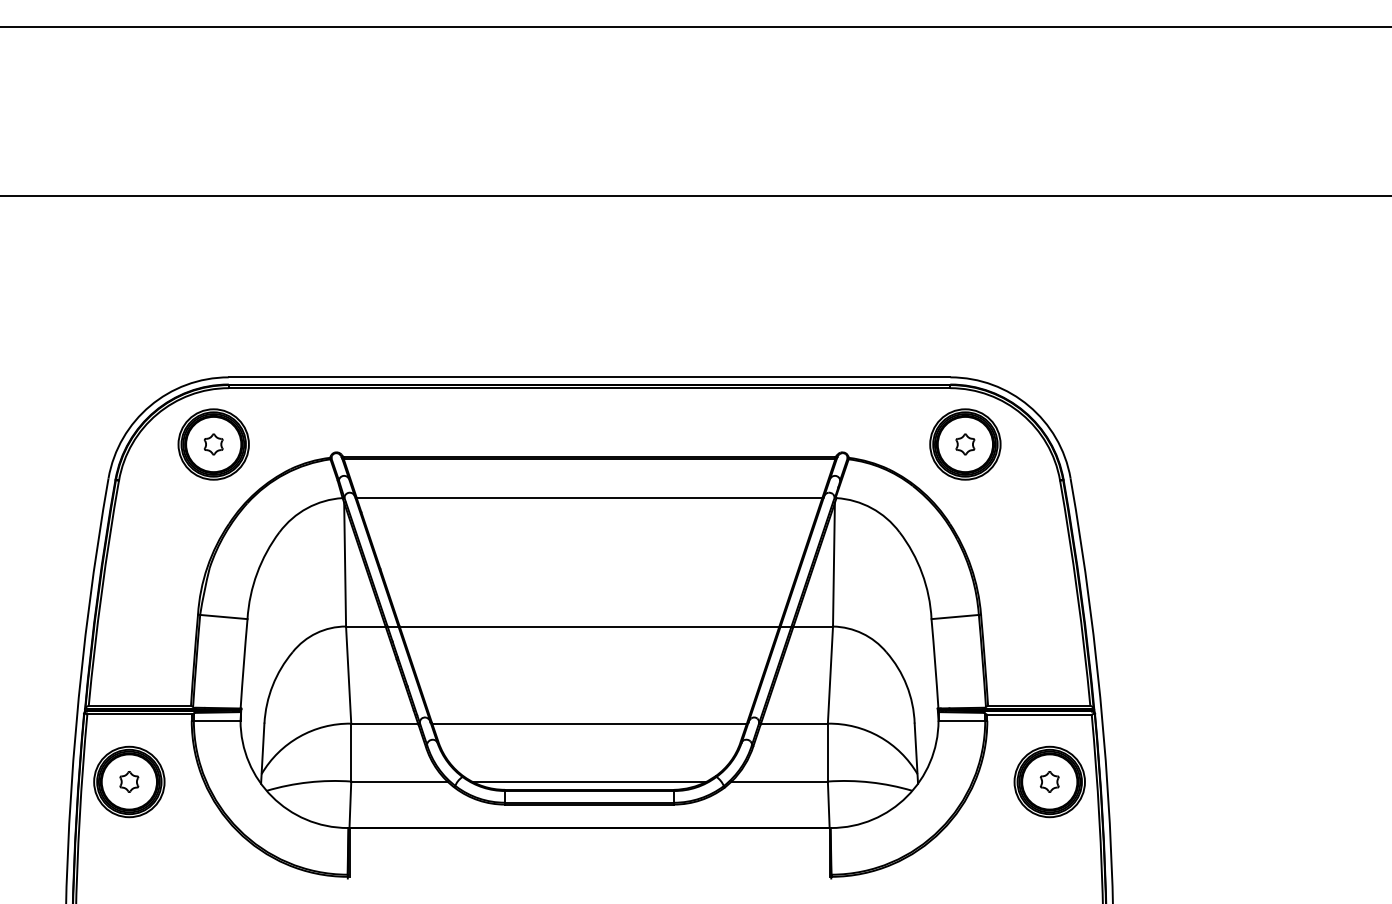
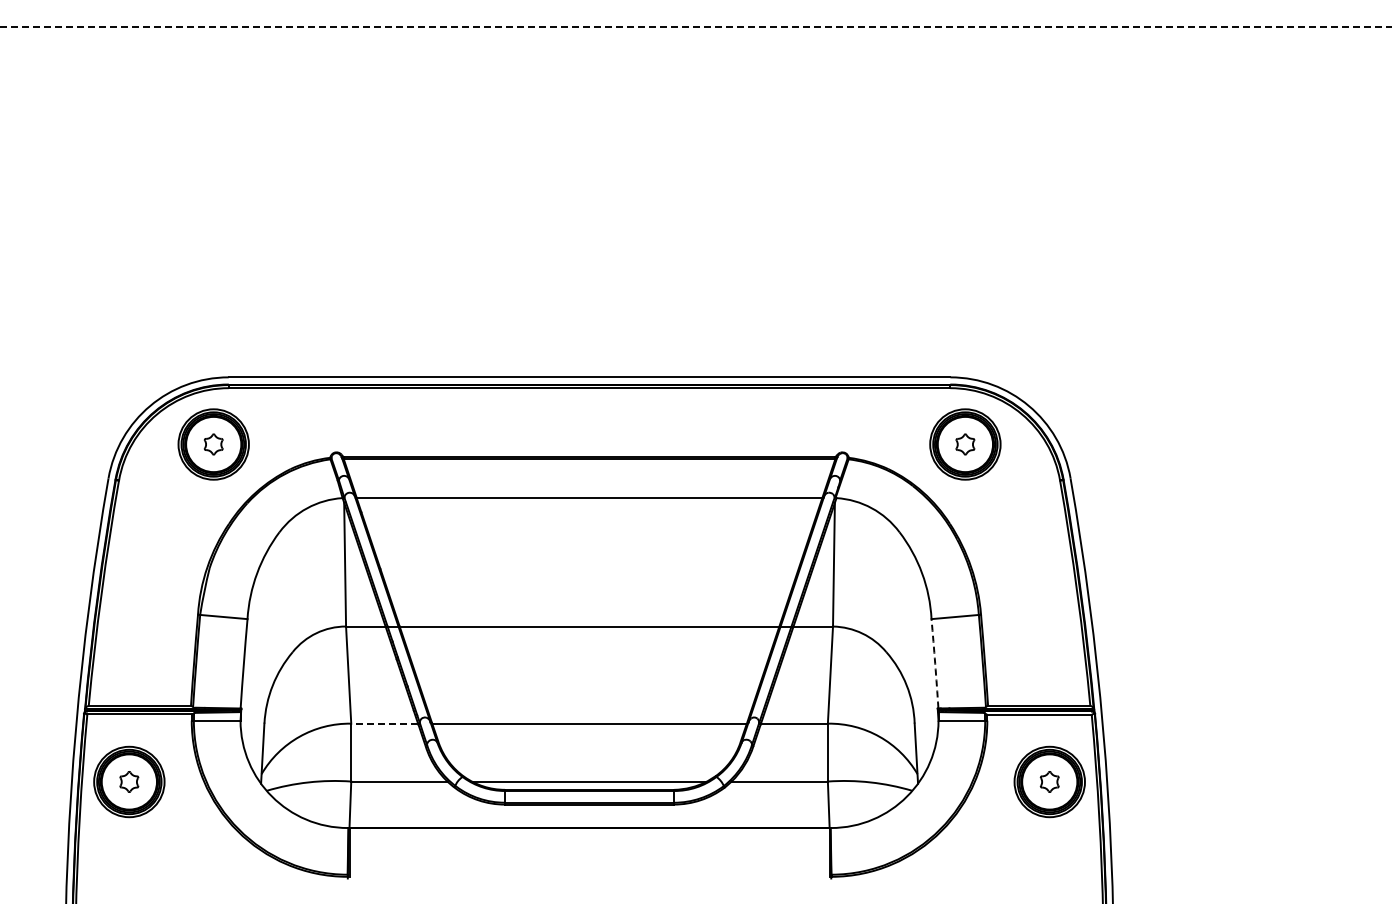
line: solid -> dashed (696, 27)
line: present -> none (695, 196)
arc: solid -> dashed (935, 663)
line: solid -> dashed (384, 723)
